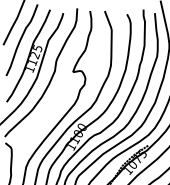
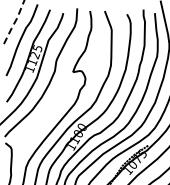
line: solid -> dashed (14, 23)
